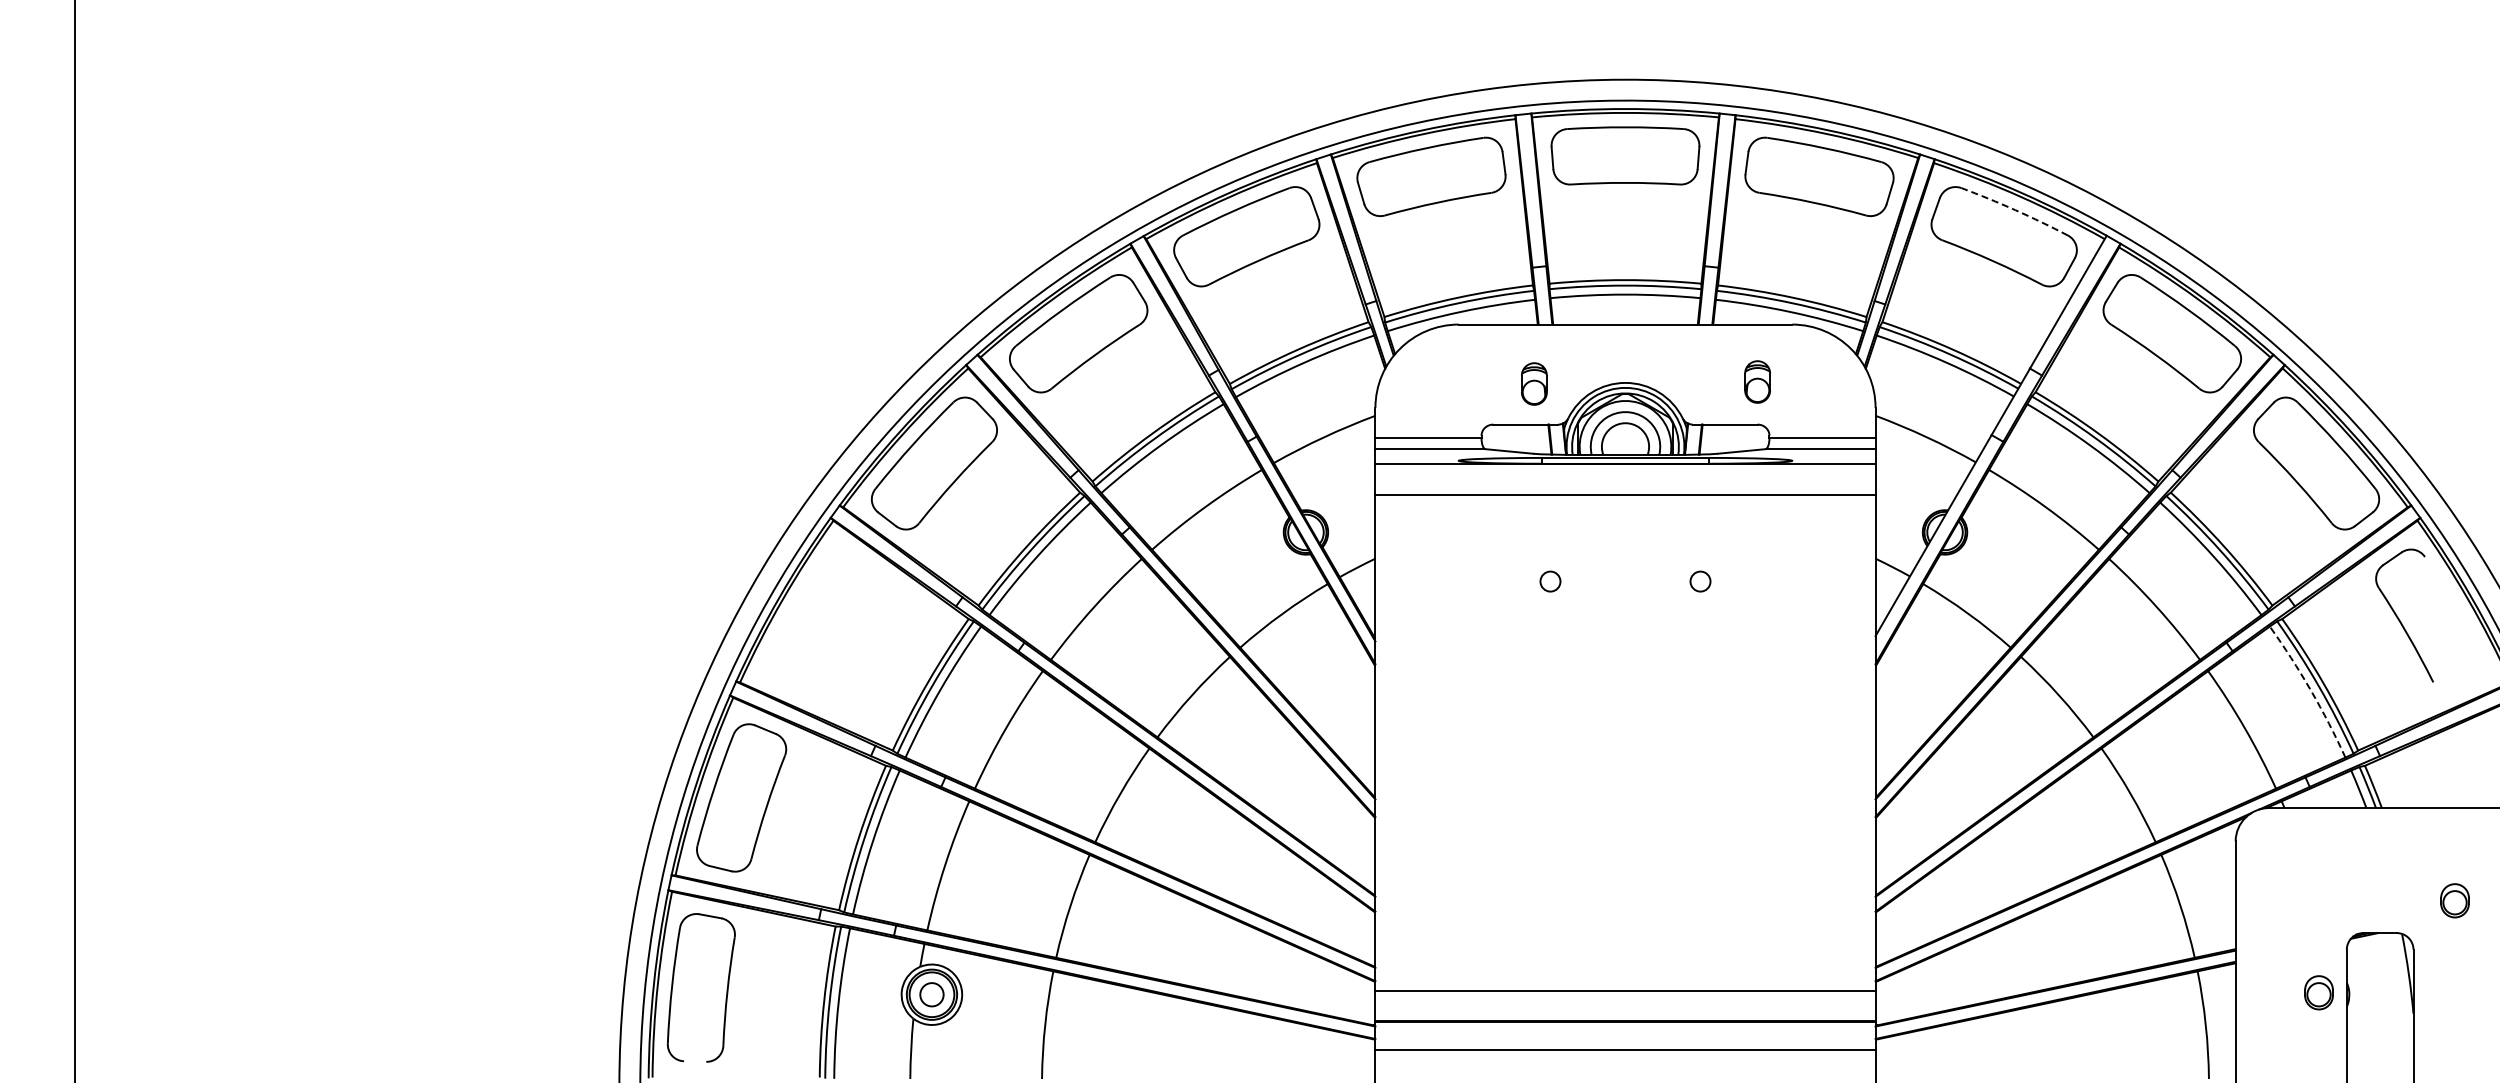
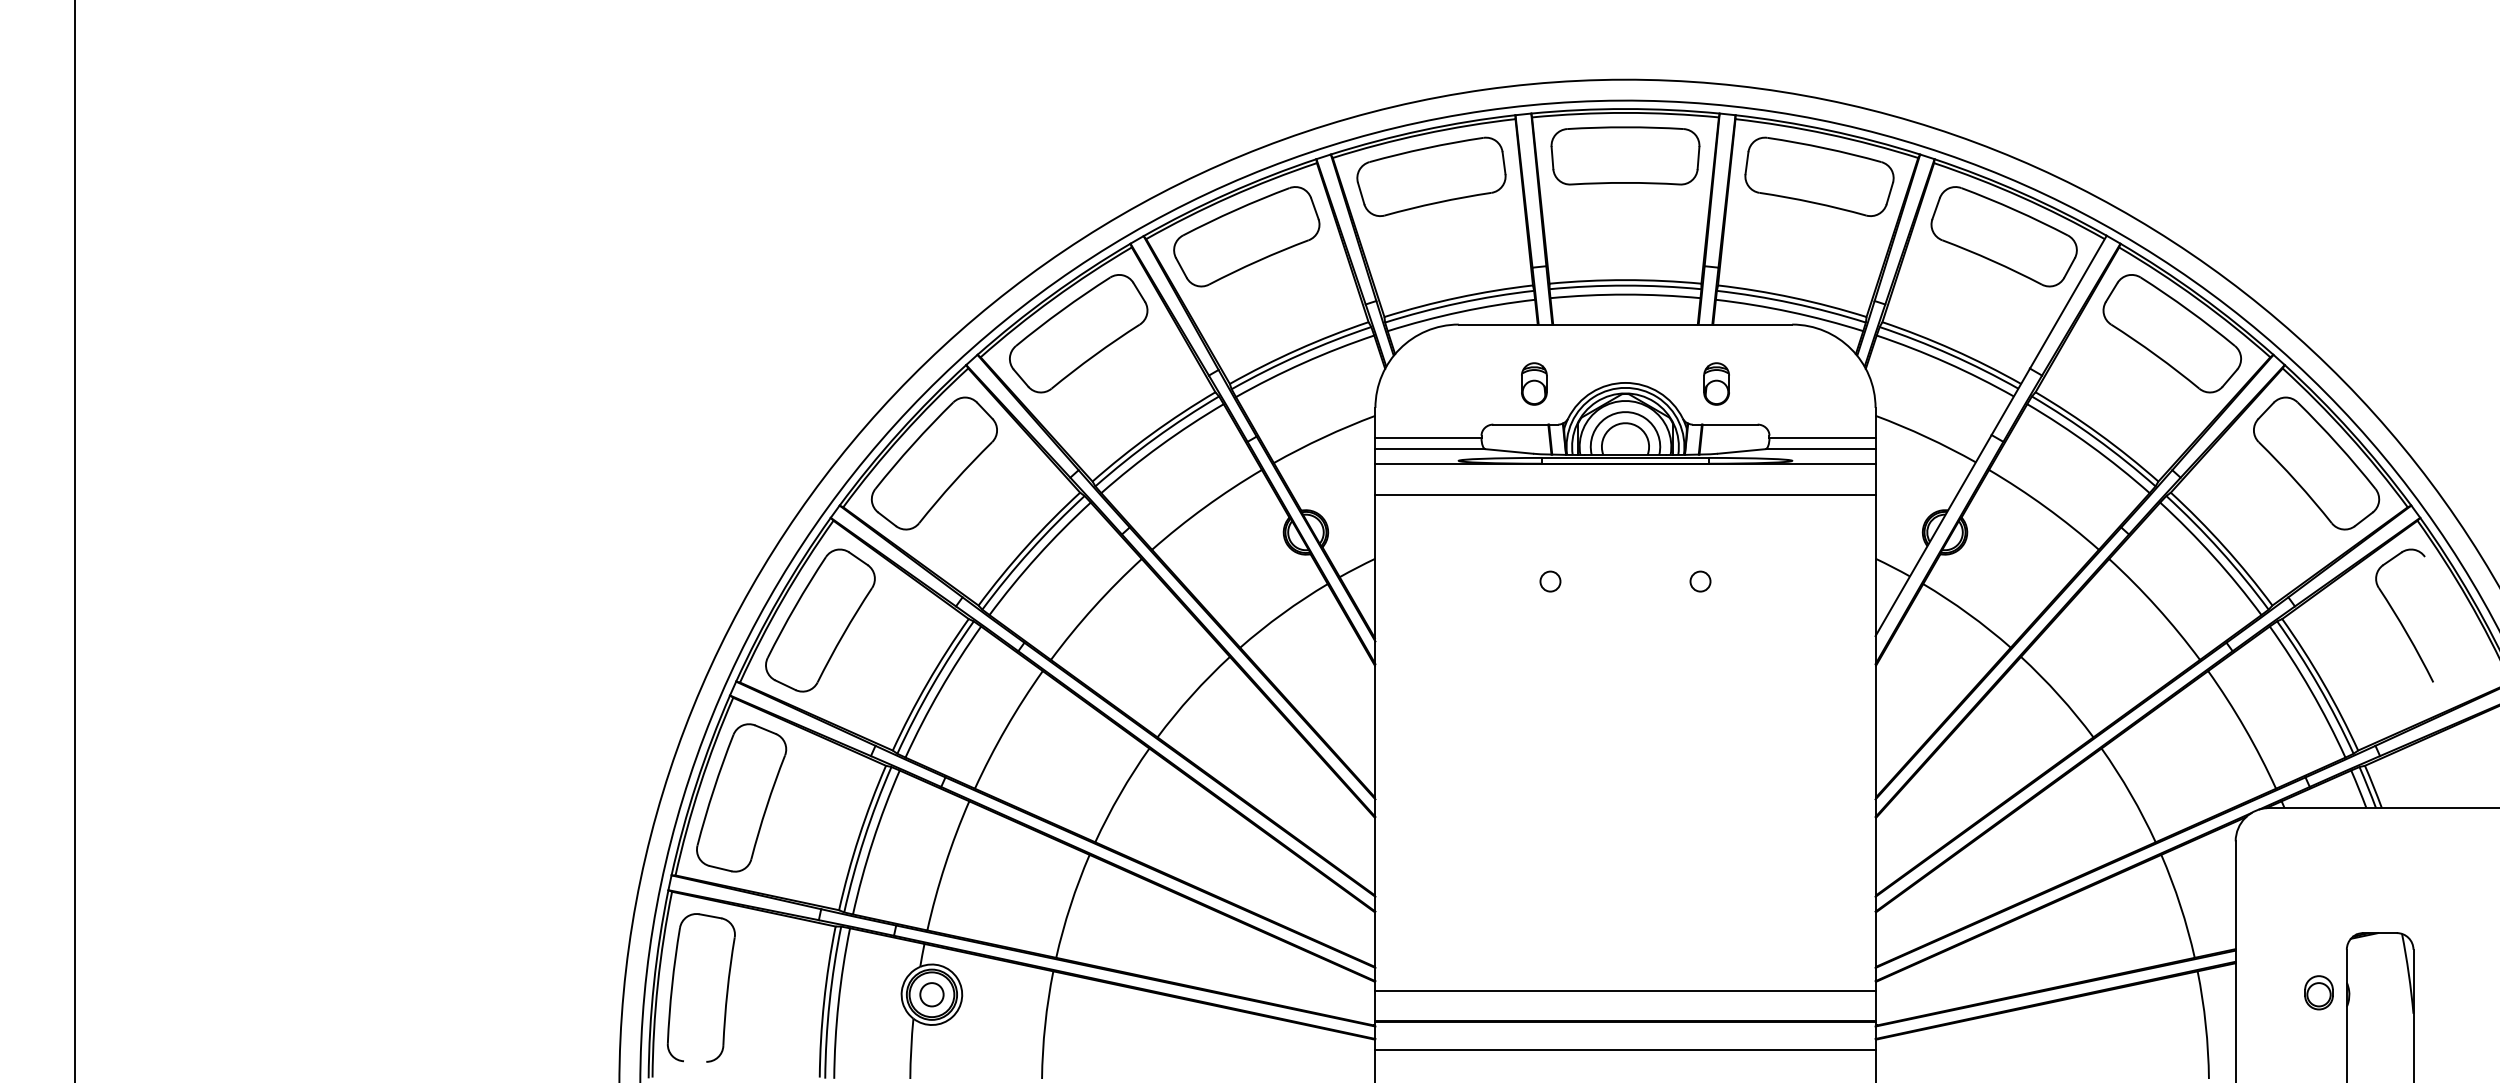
arc: dashed -> solid (2015, 210)
part position: (1757, 381) -> (1716, 383) (1716, 383)
part: none -> present (820, 620)
arc: dashed -> solid (2310, 690)
part: present -> none (2454, 900)
